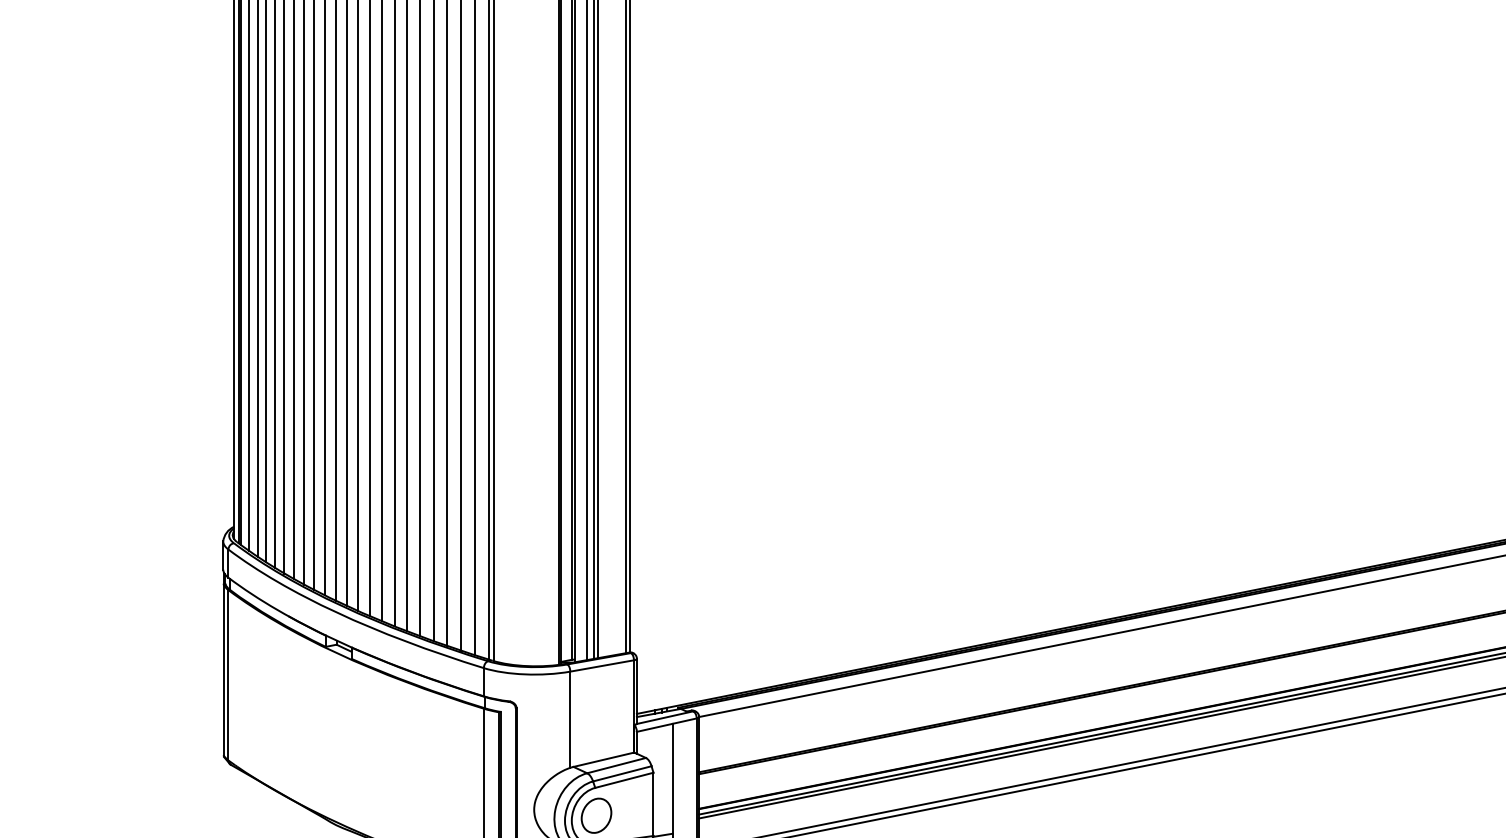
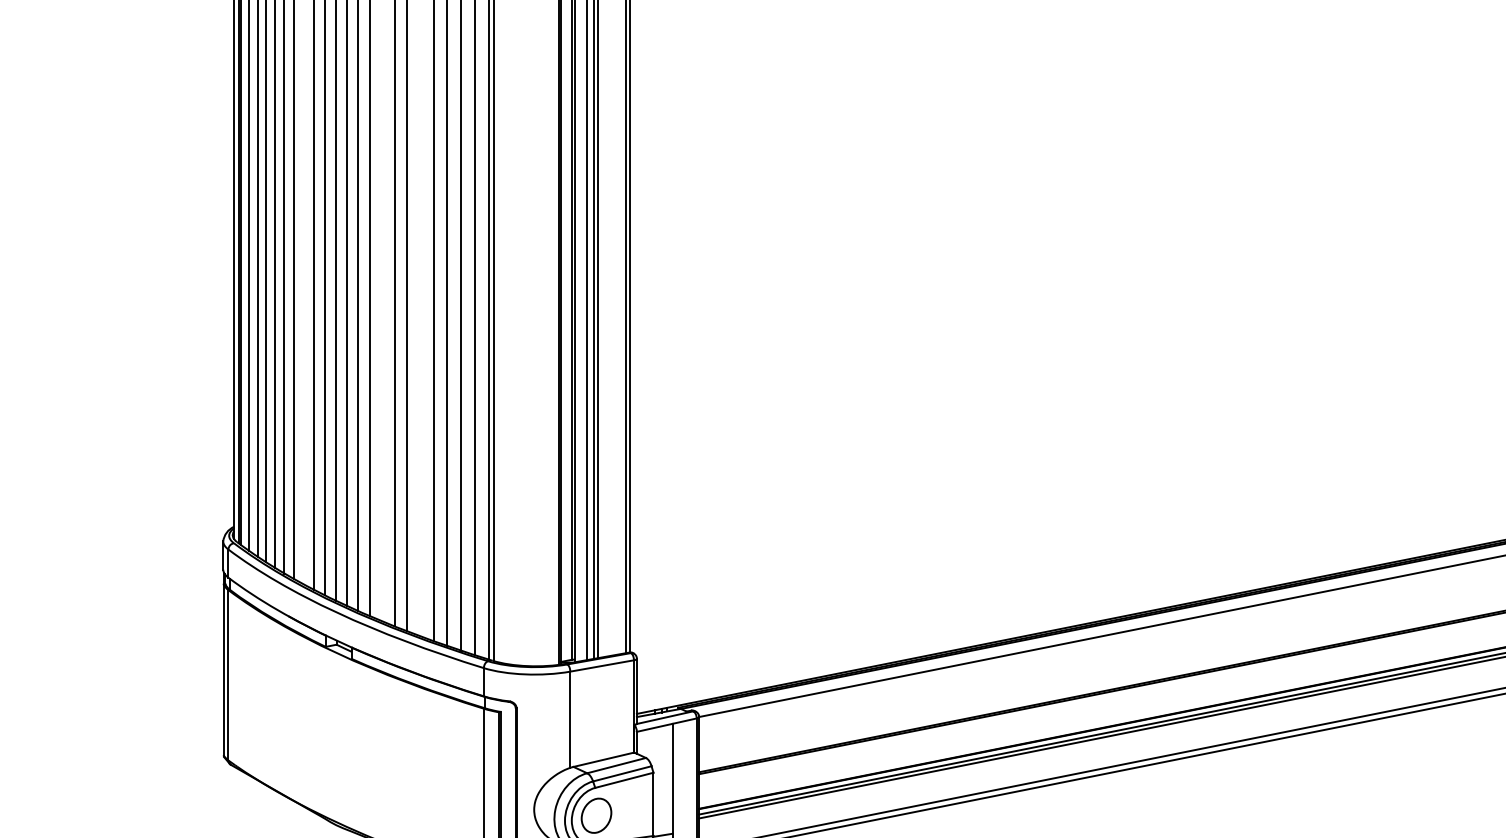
line: present -> none (304, 293)
line: present -> none (382, 311)
line: present -> none (420, 319)
